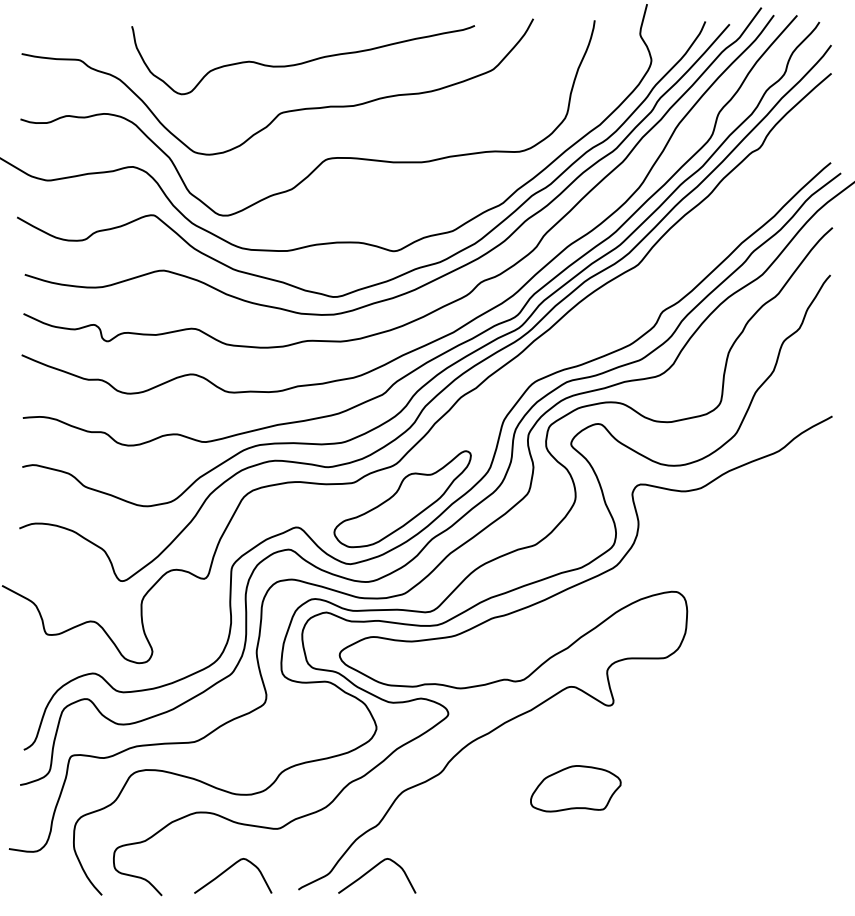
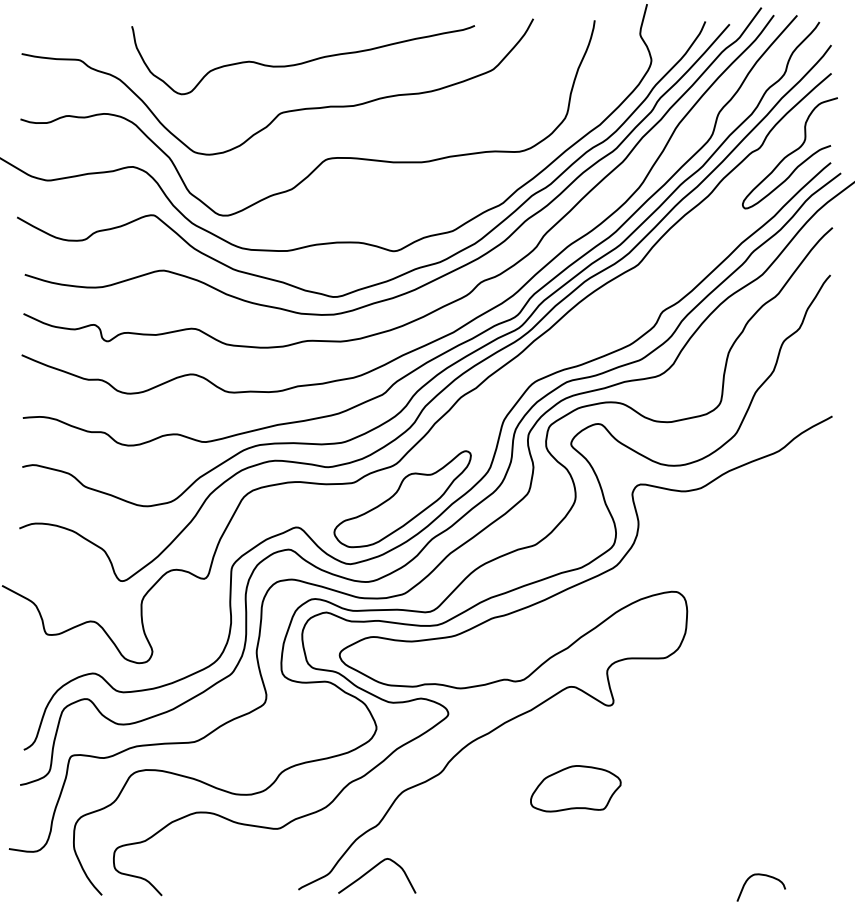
curve: none -> present (789, 153)
curve: present -> none (230, 868)
curve: none -> present (760, 875)
